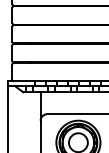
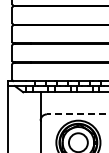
line: solid -> dashed (77, 114)
